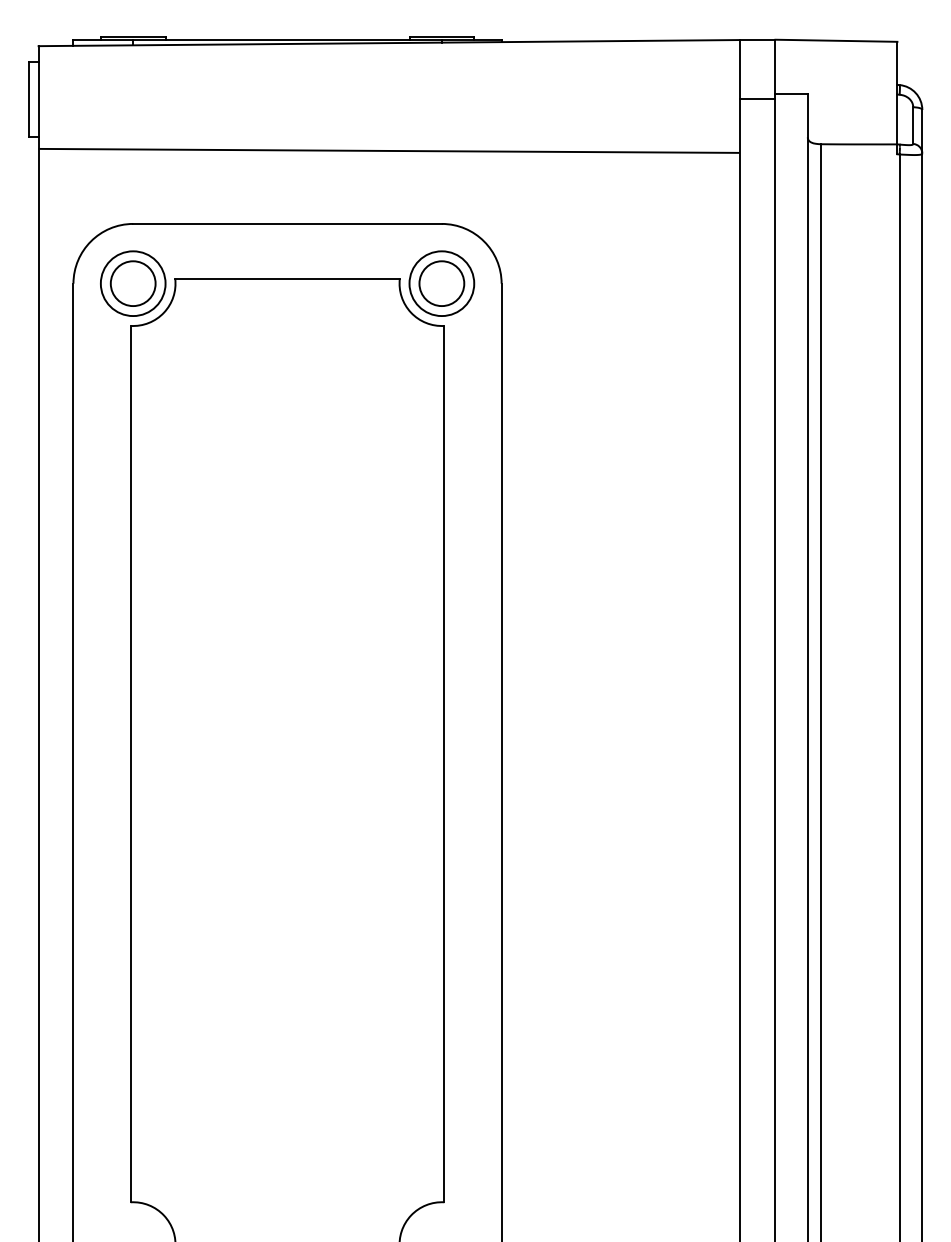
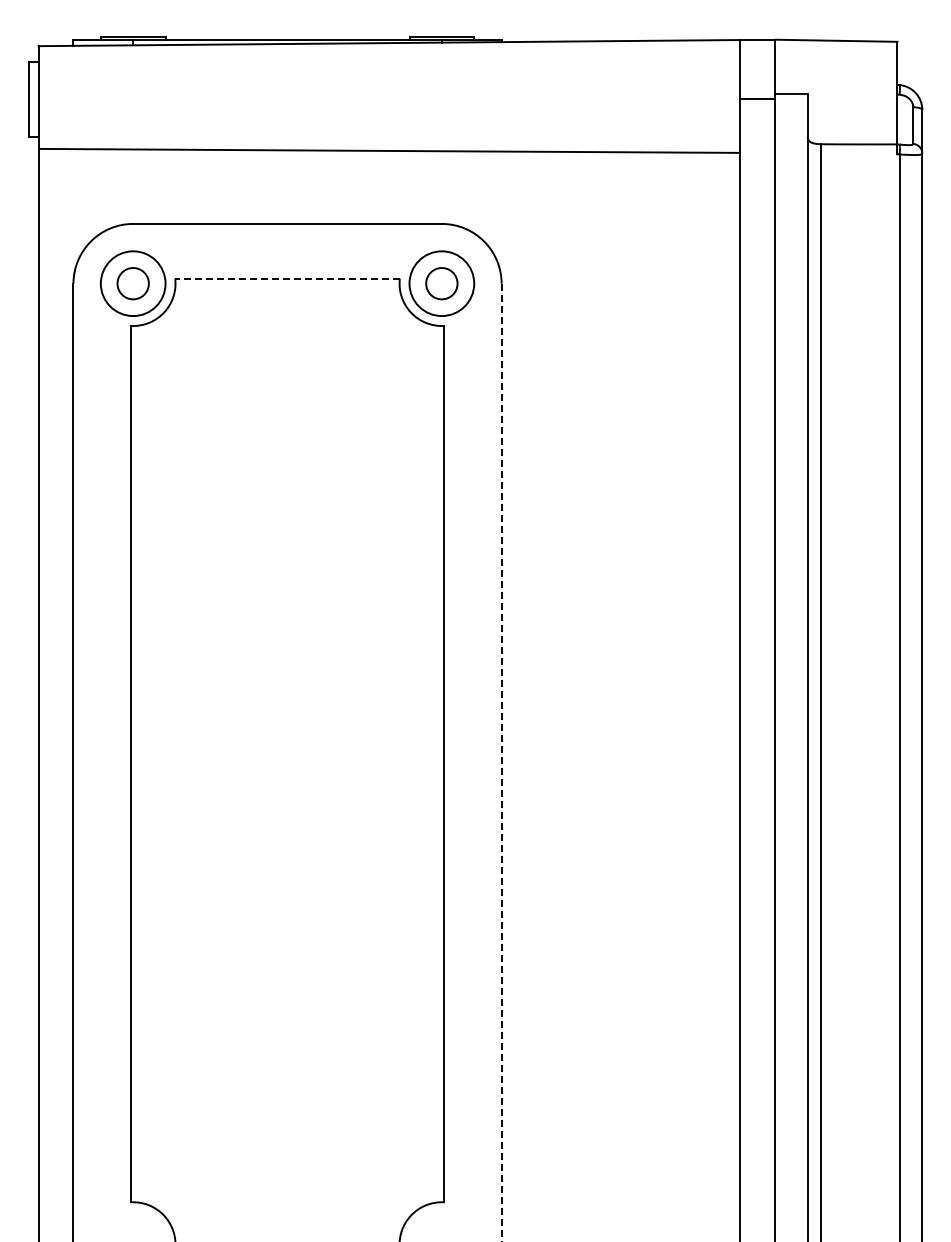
line: solid -> dashed (287, 278)
circle diameter: 45 px -> 31 px (132, 283)
circle diameter: 45 px -> 31 px (441, 283)
line: solid -> dashed (501, 762)
